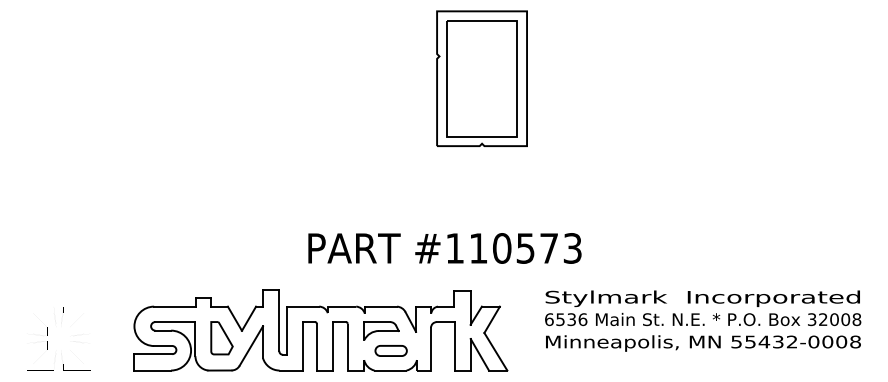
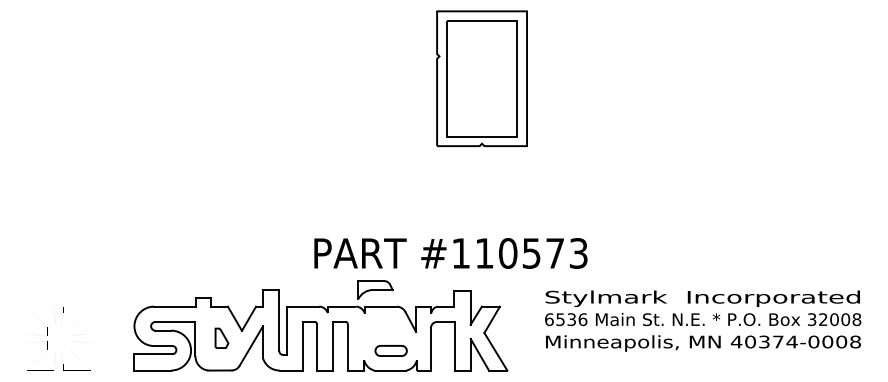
text position: (444, 248) -> (450, 253) (450, 253)
part position: (381, 330) -> (375, 289) (375, 289)
part size: 24x35 px -> 16x22 px (221, 337)
text: 55432-0008 -> 40374-0008 (763, 341)
